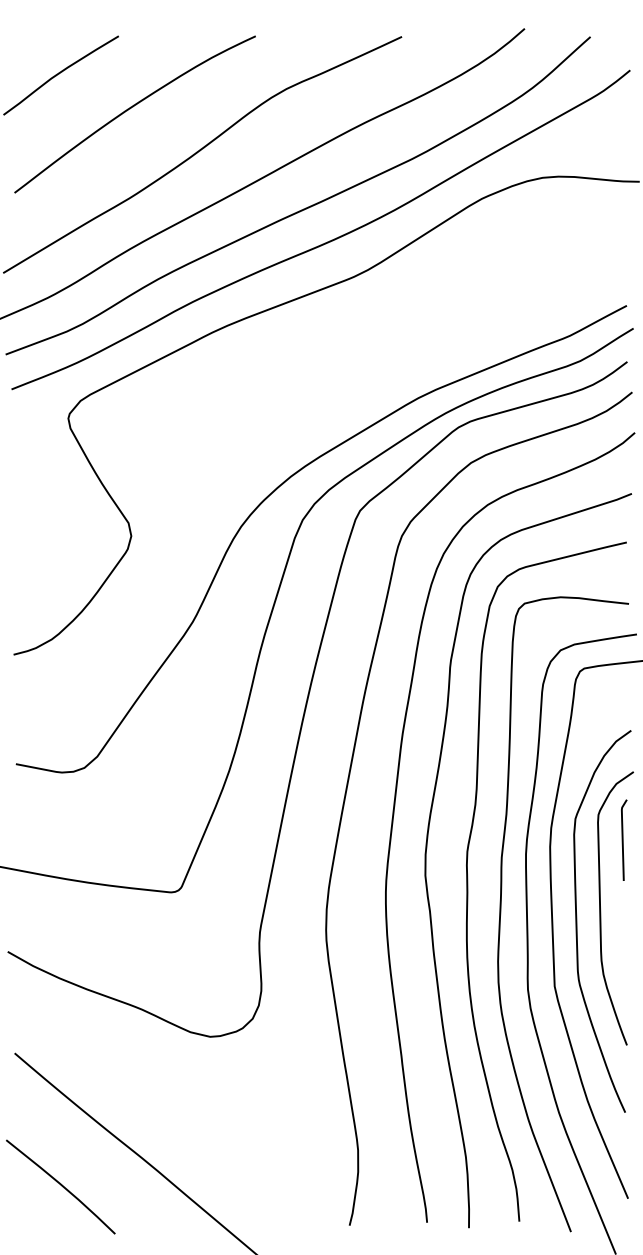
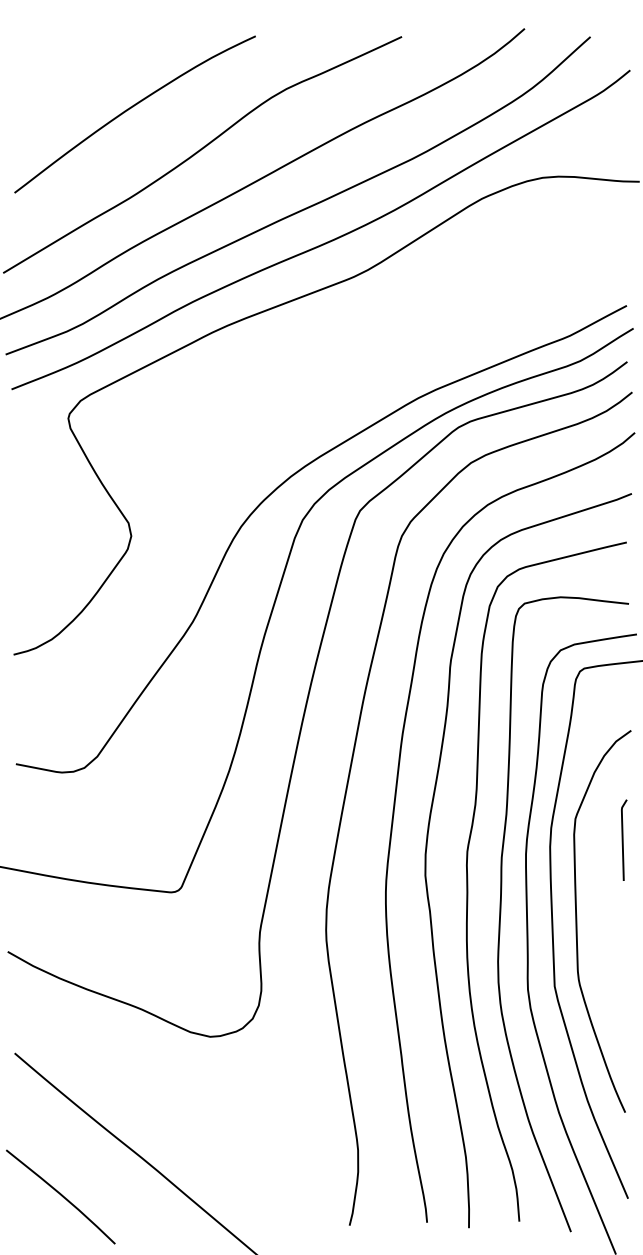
curve: present -> none (59, 74)
curve: present -> none (601, 910)
curve position: (60, 1185) -> (60, 1195) (60, 1195)
